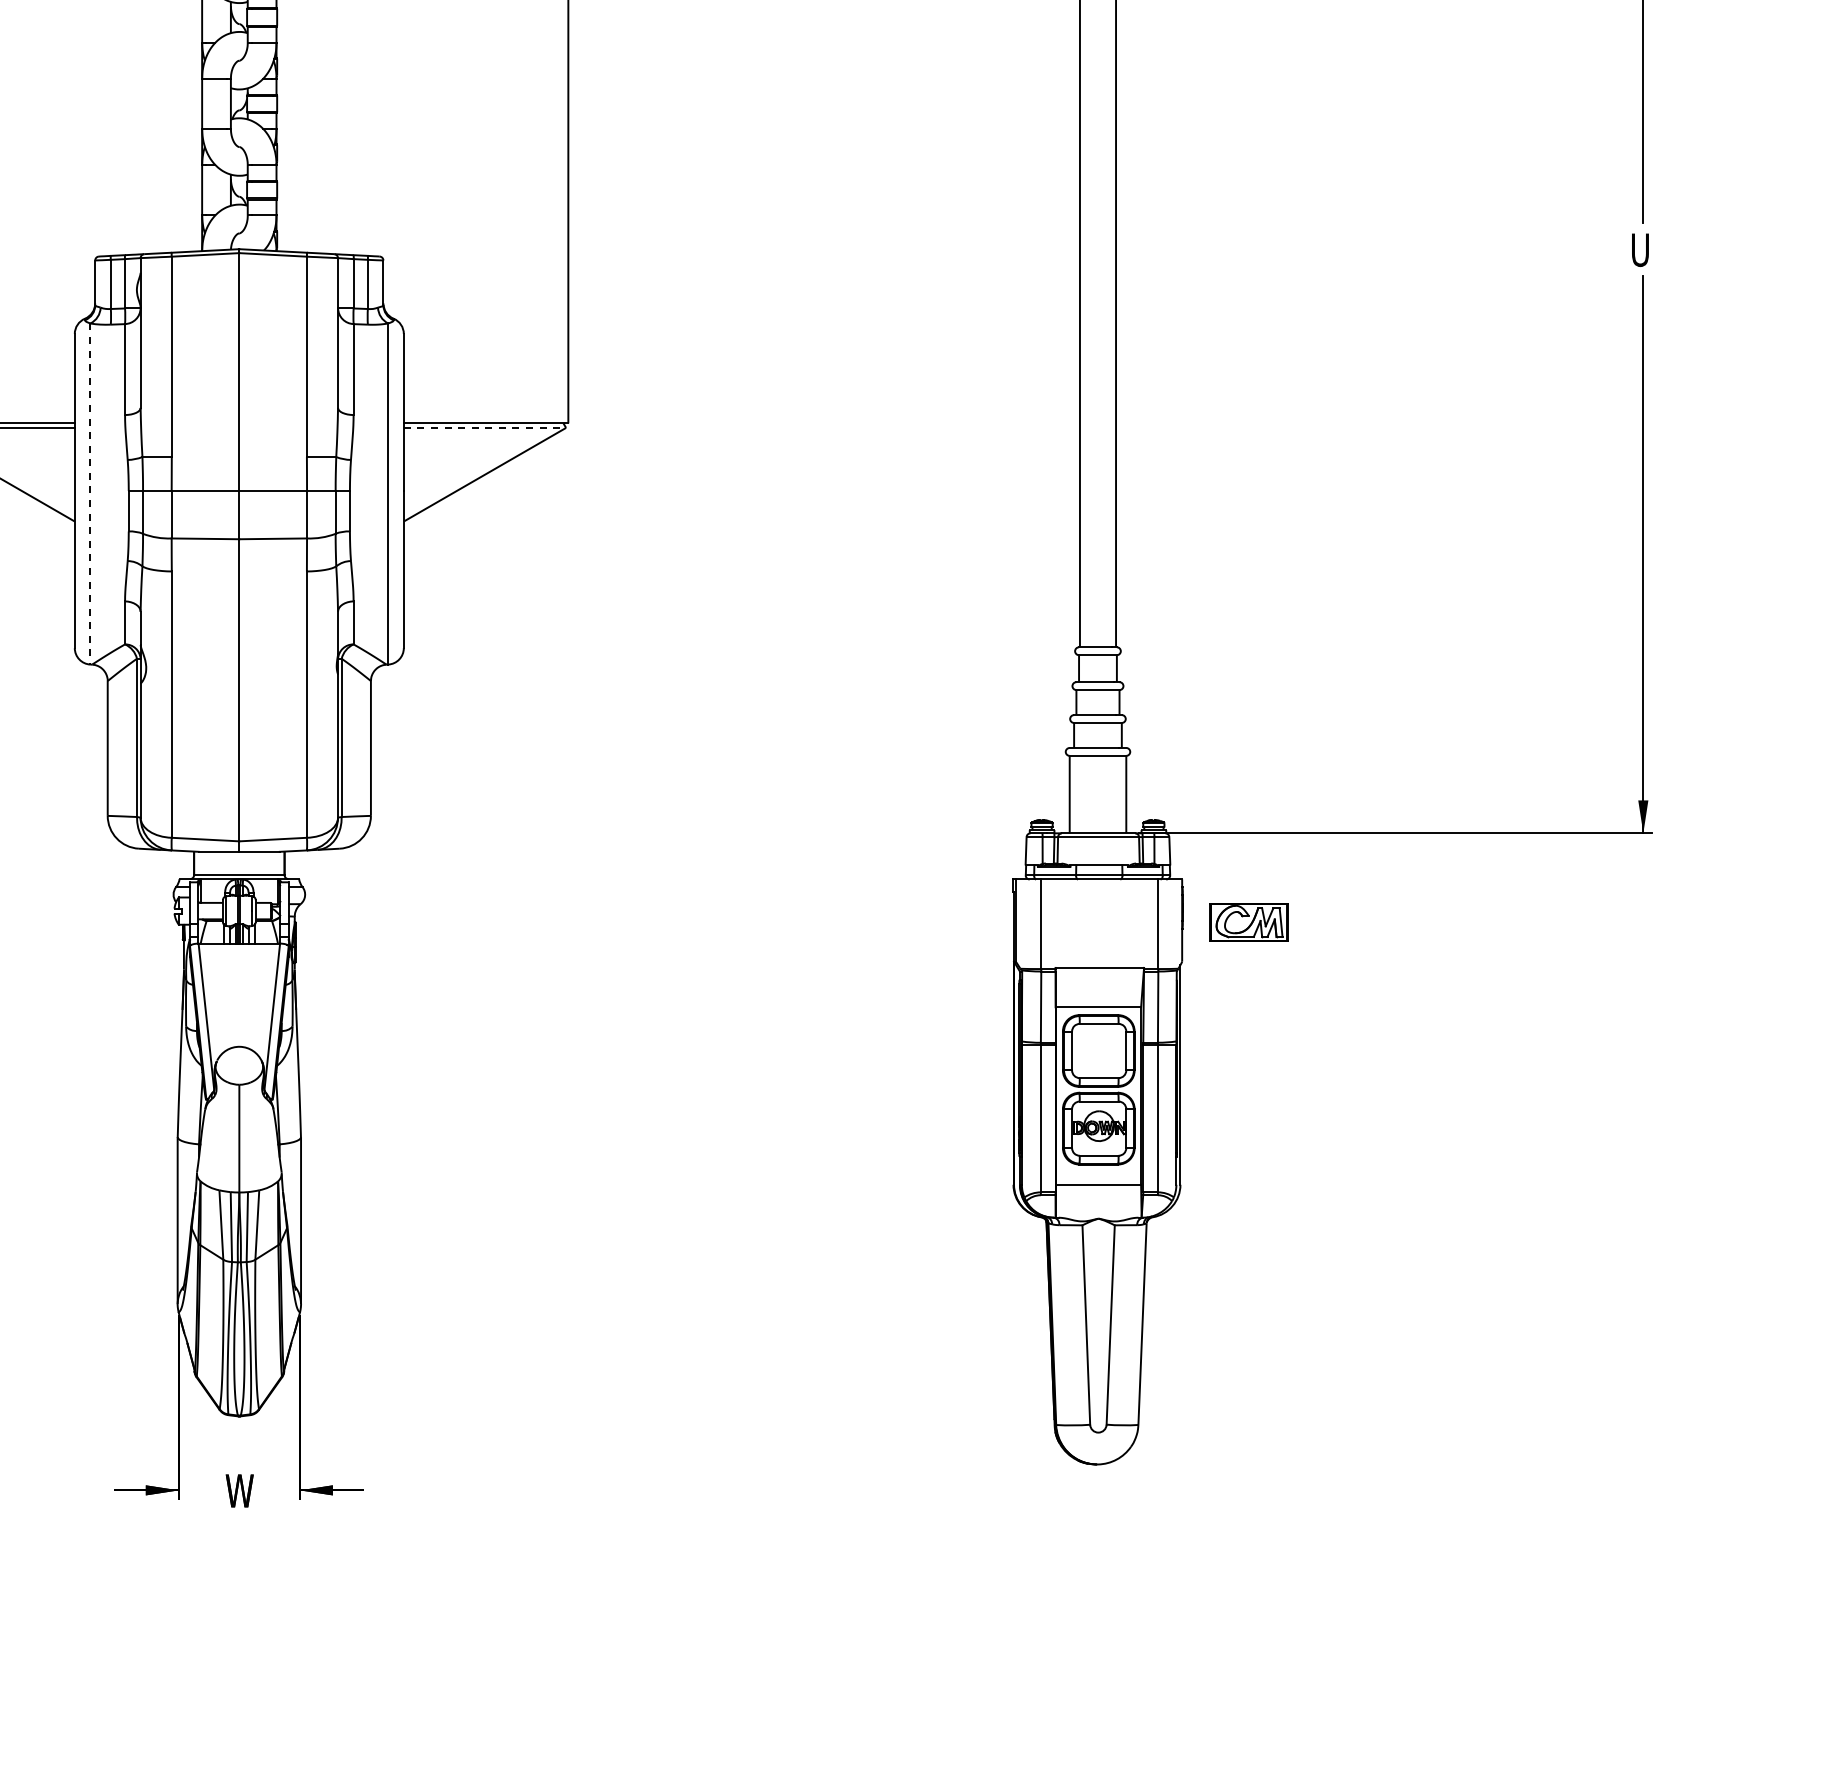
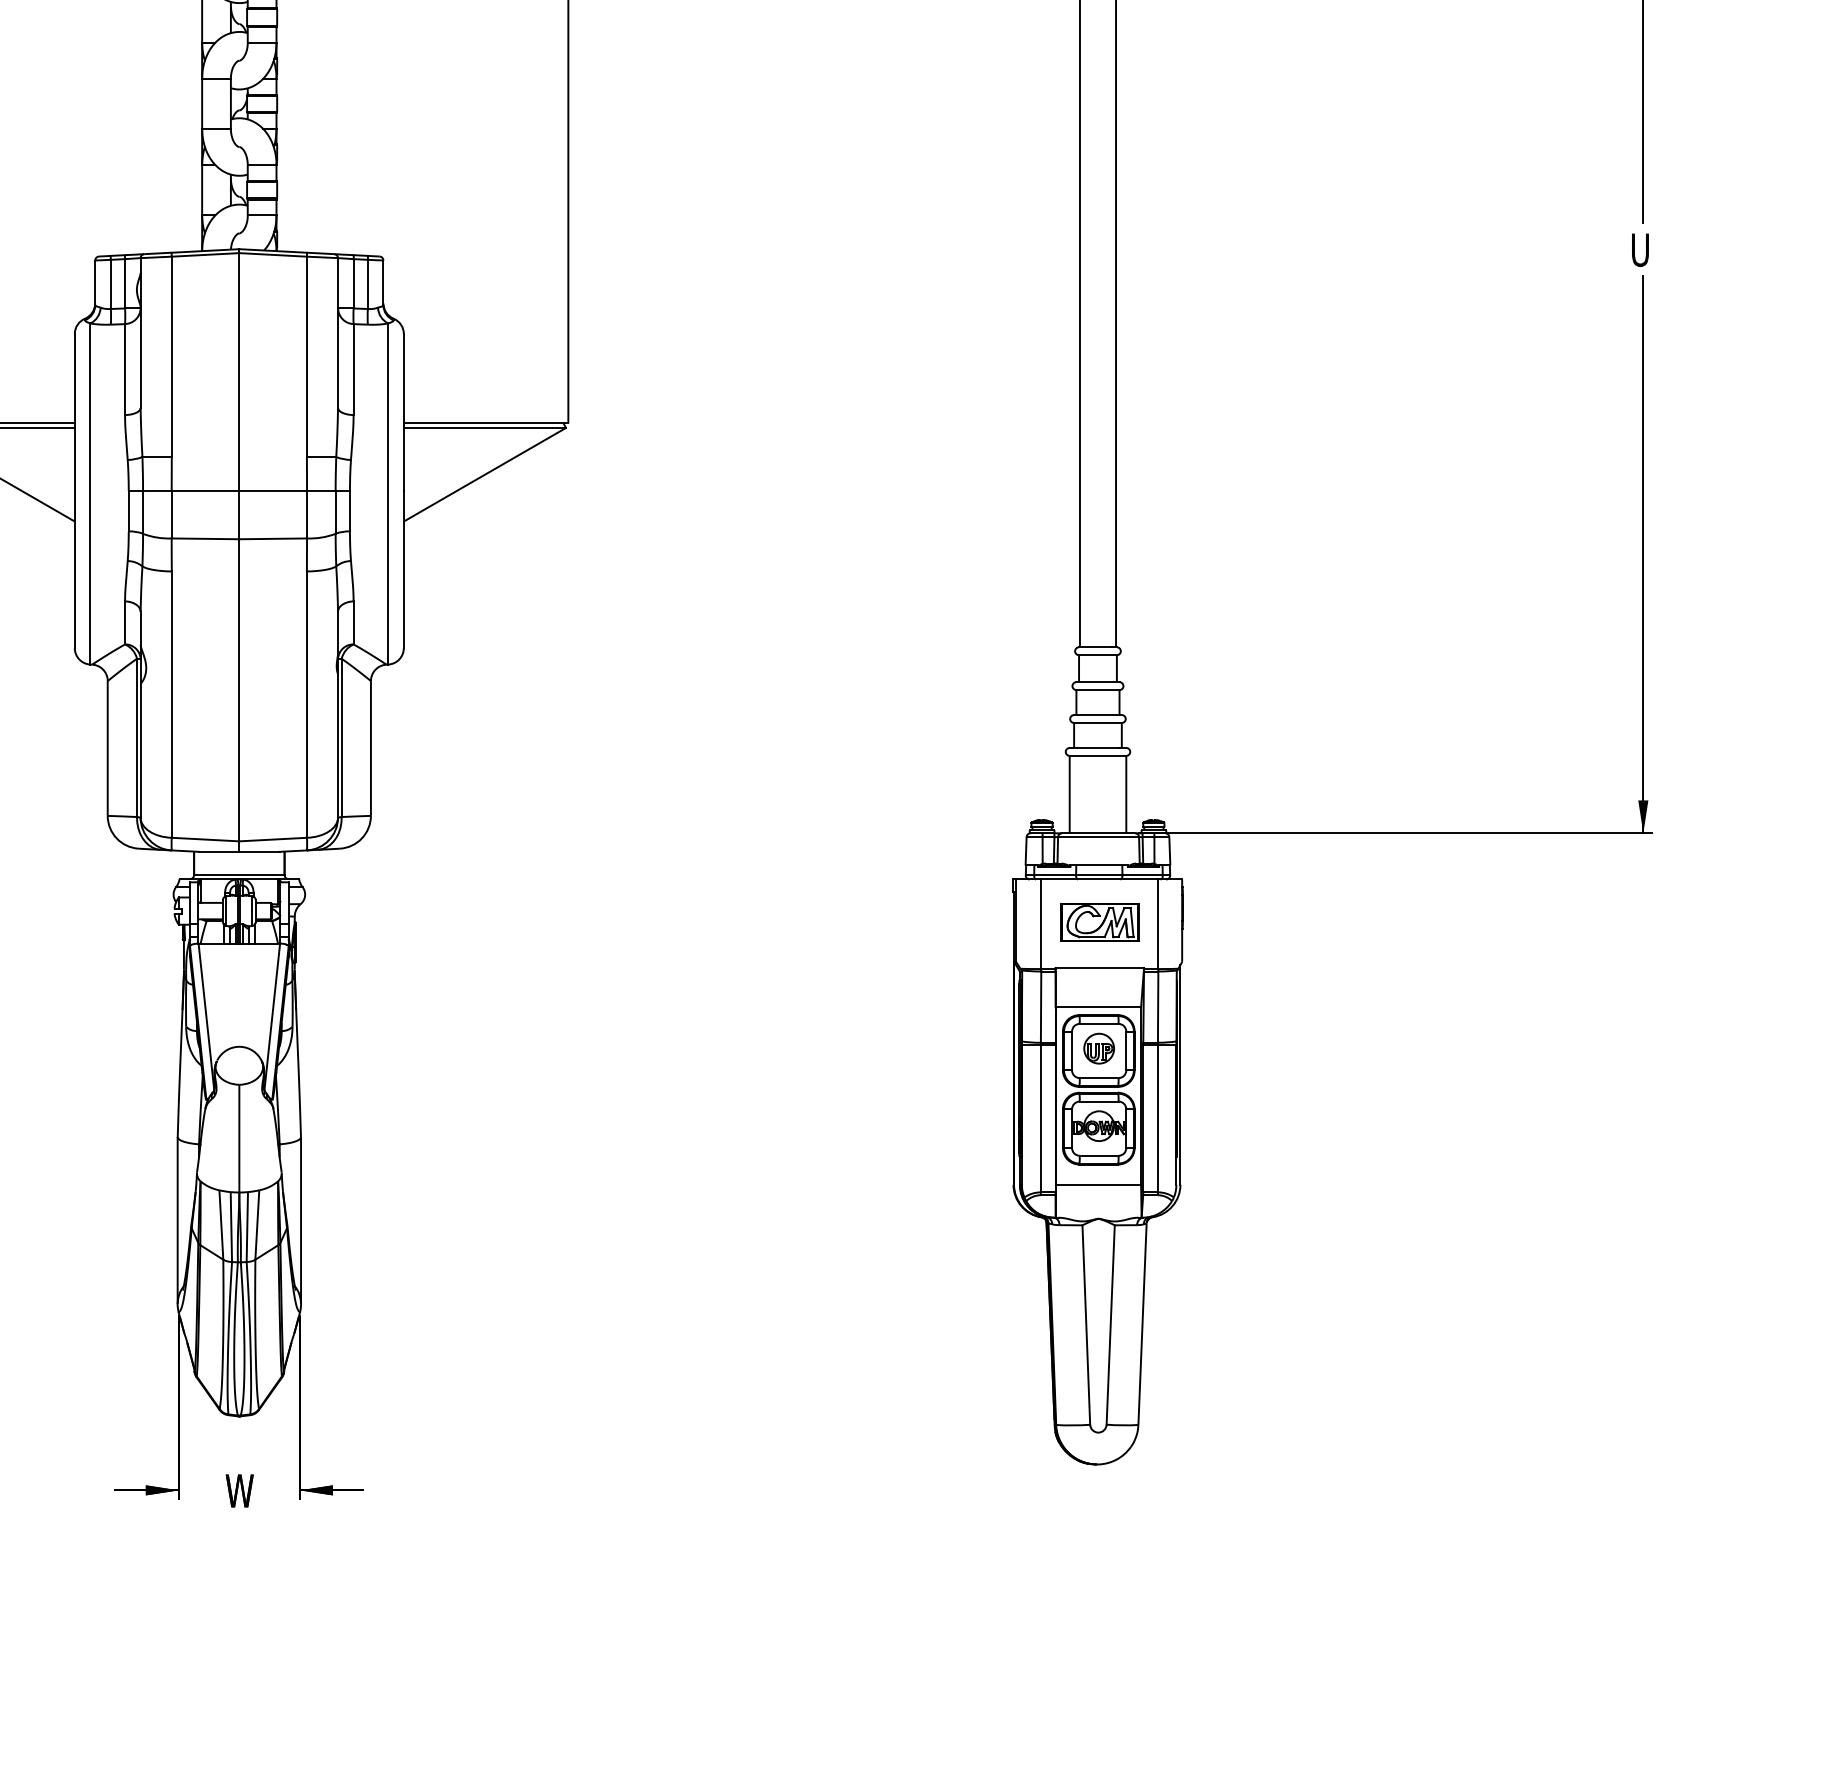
line: dashed -> solid (485, 427)
line: dashed -> solid (90, 494)
part position: (1248, 922) -> (1099, 922) (1099, 922)
part: none -> present (1098, 1048)
